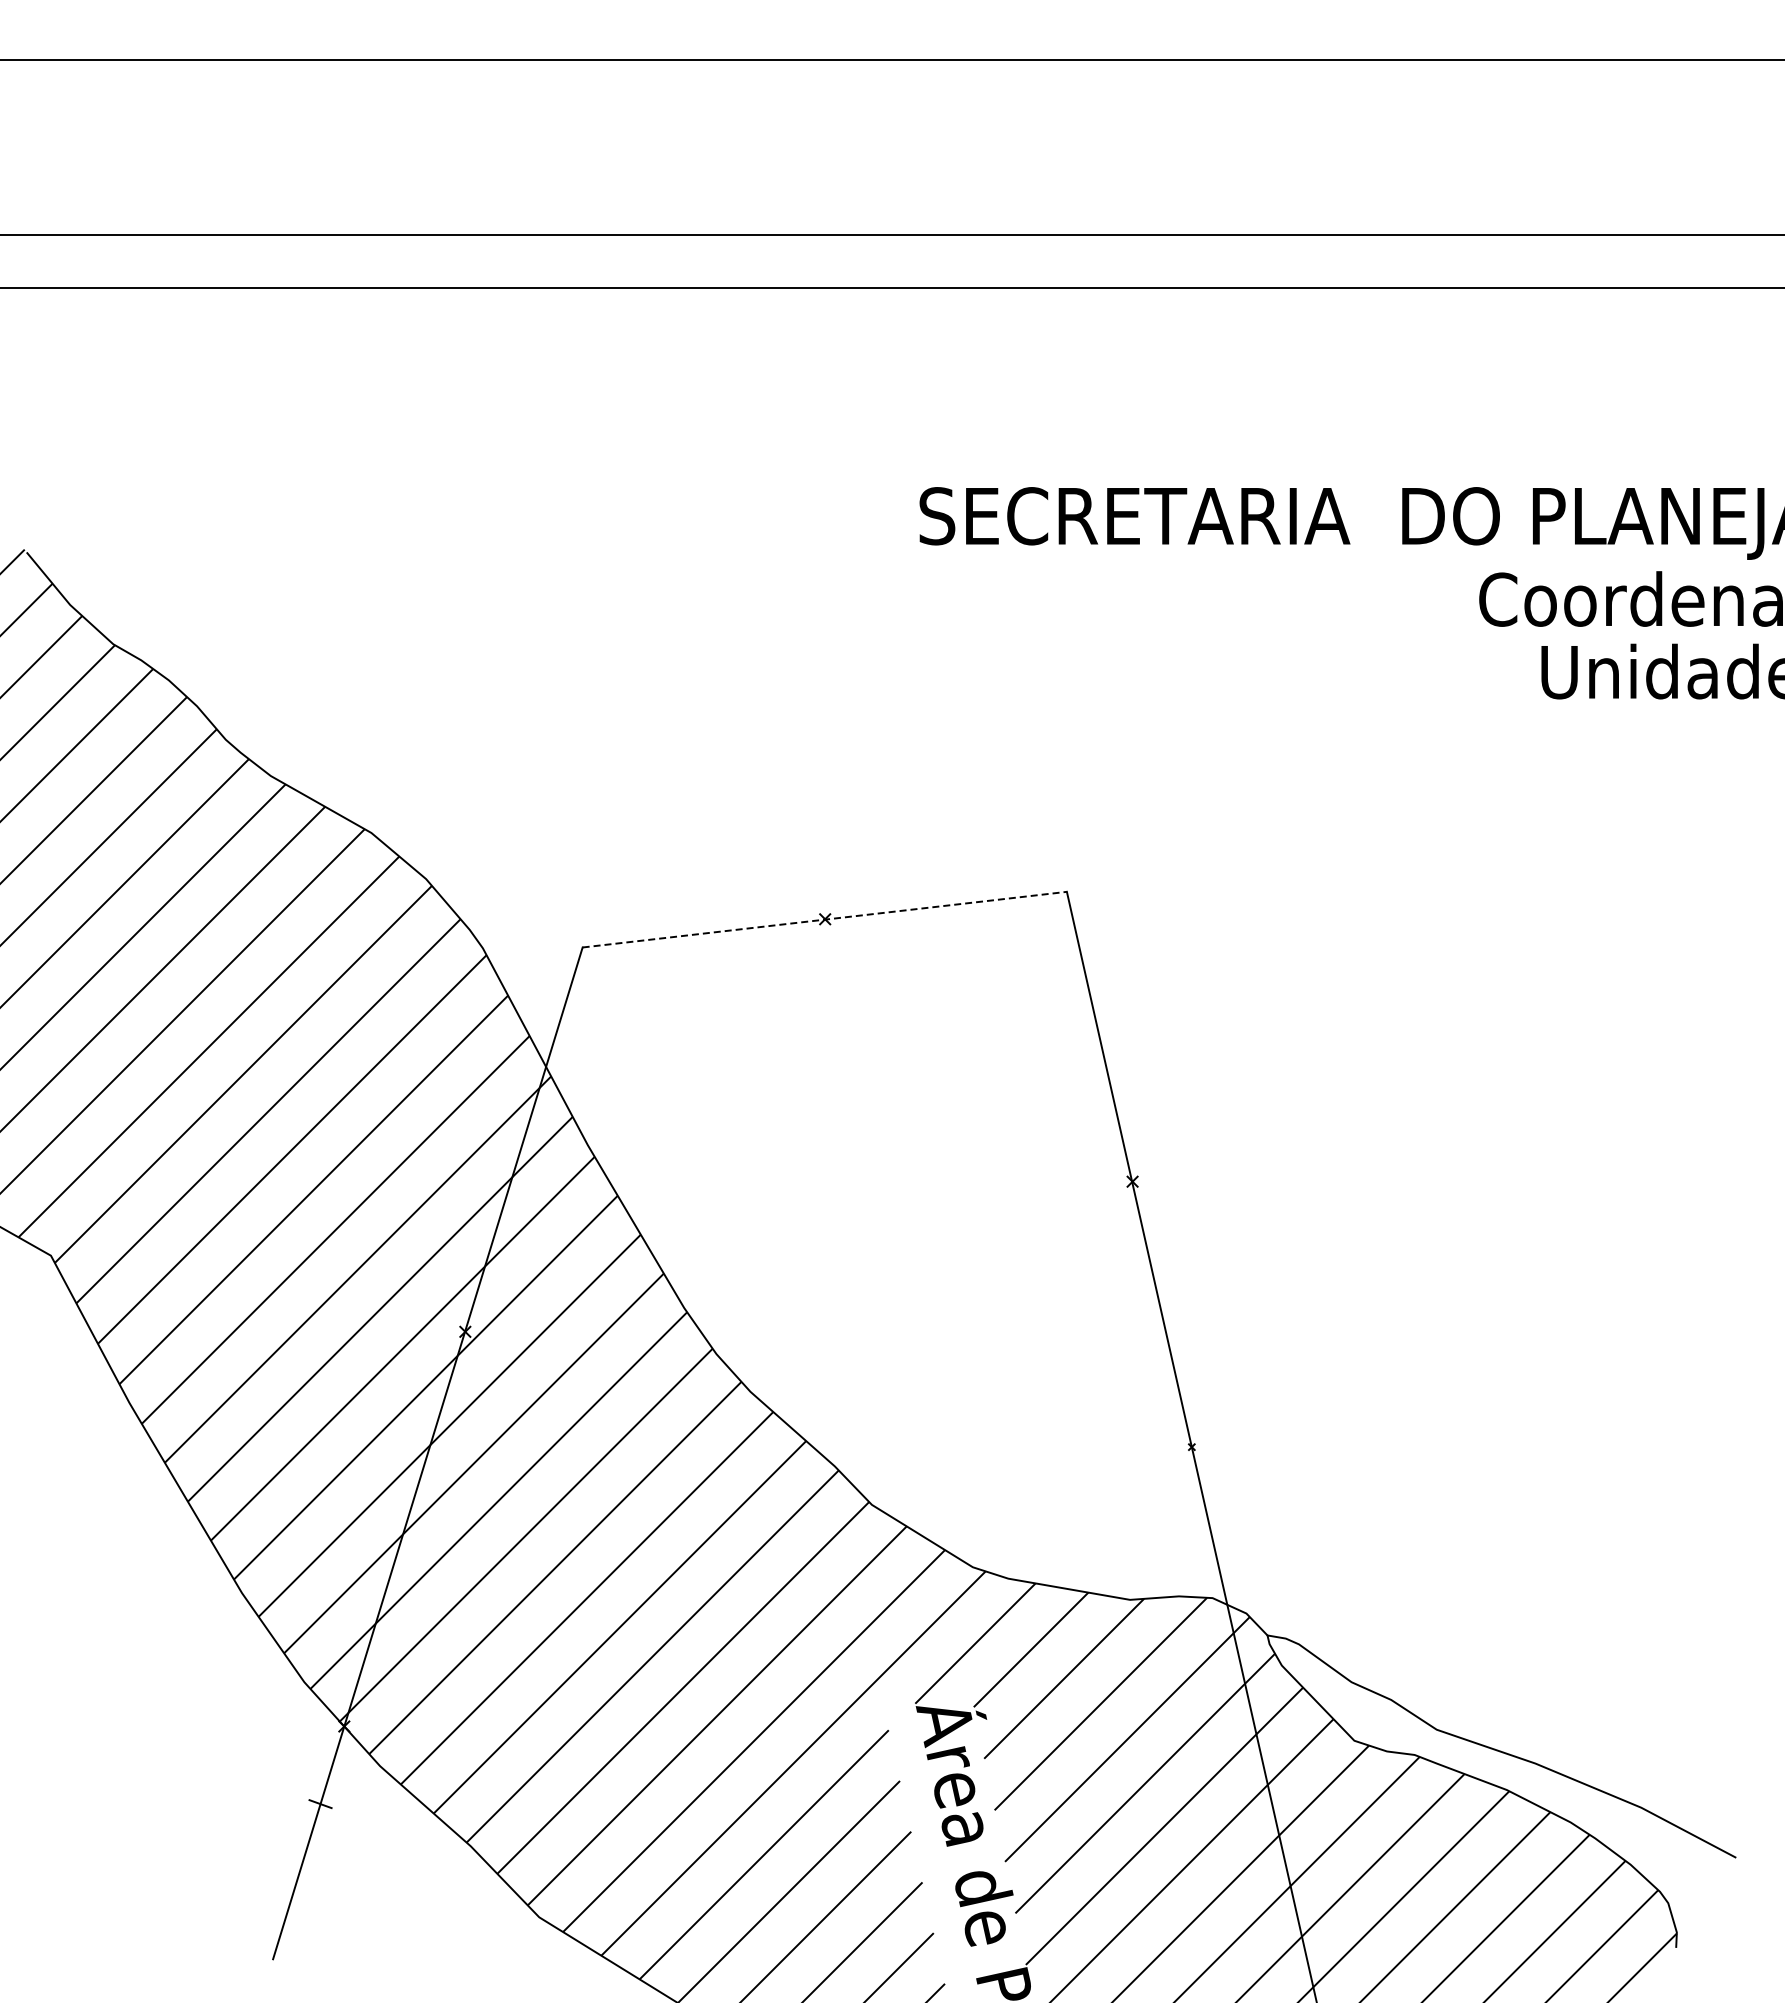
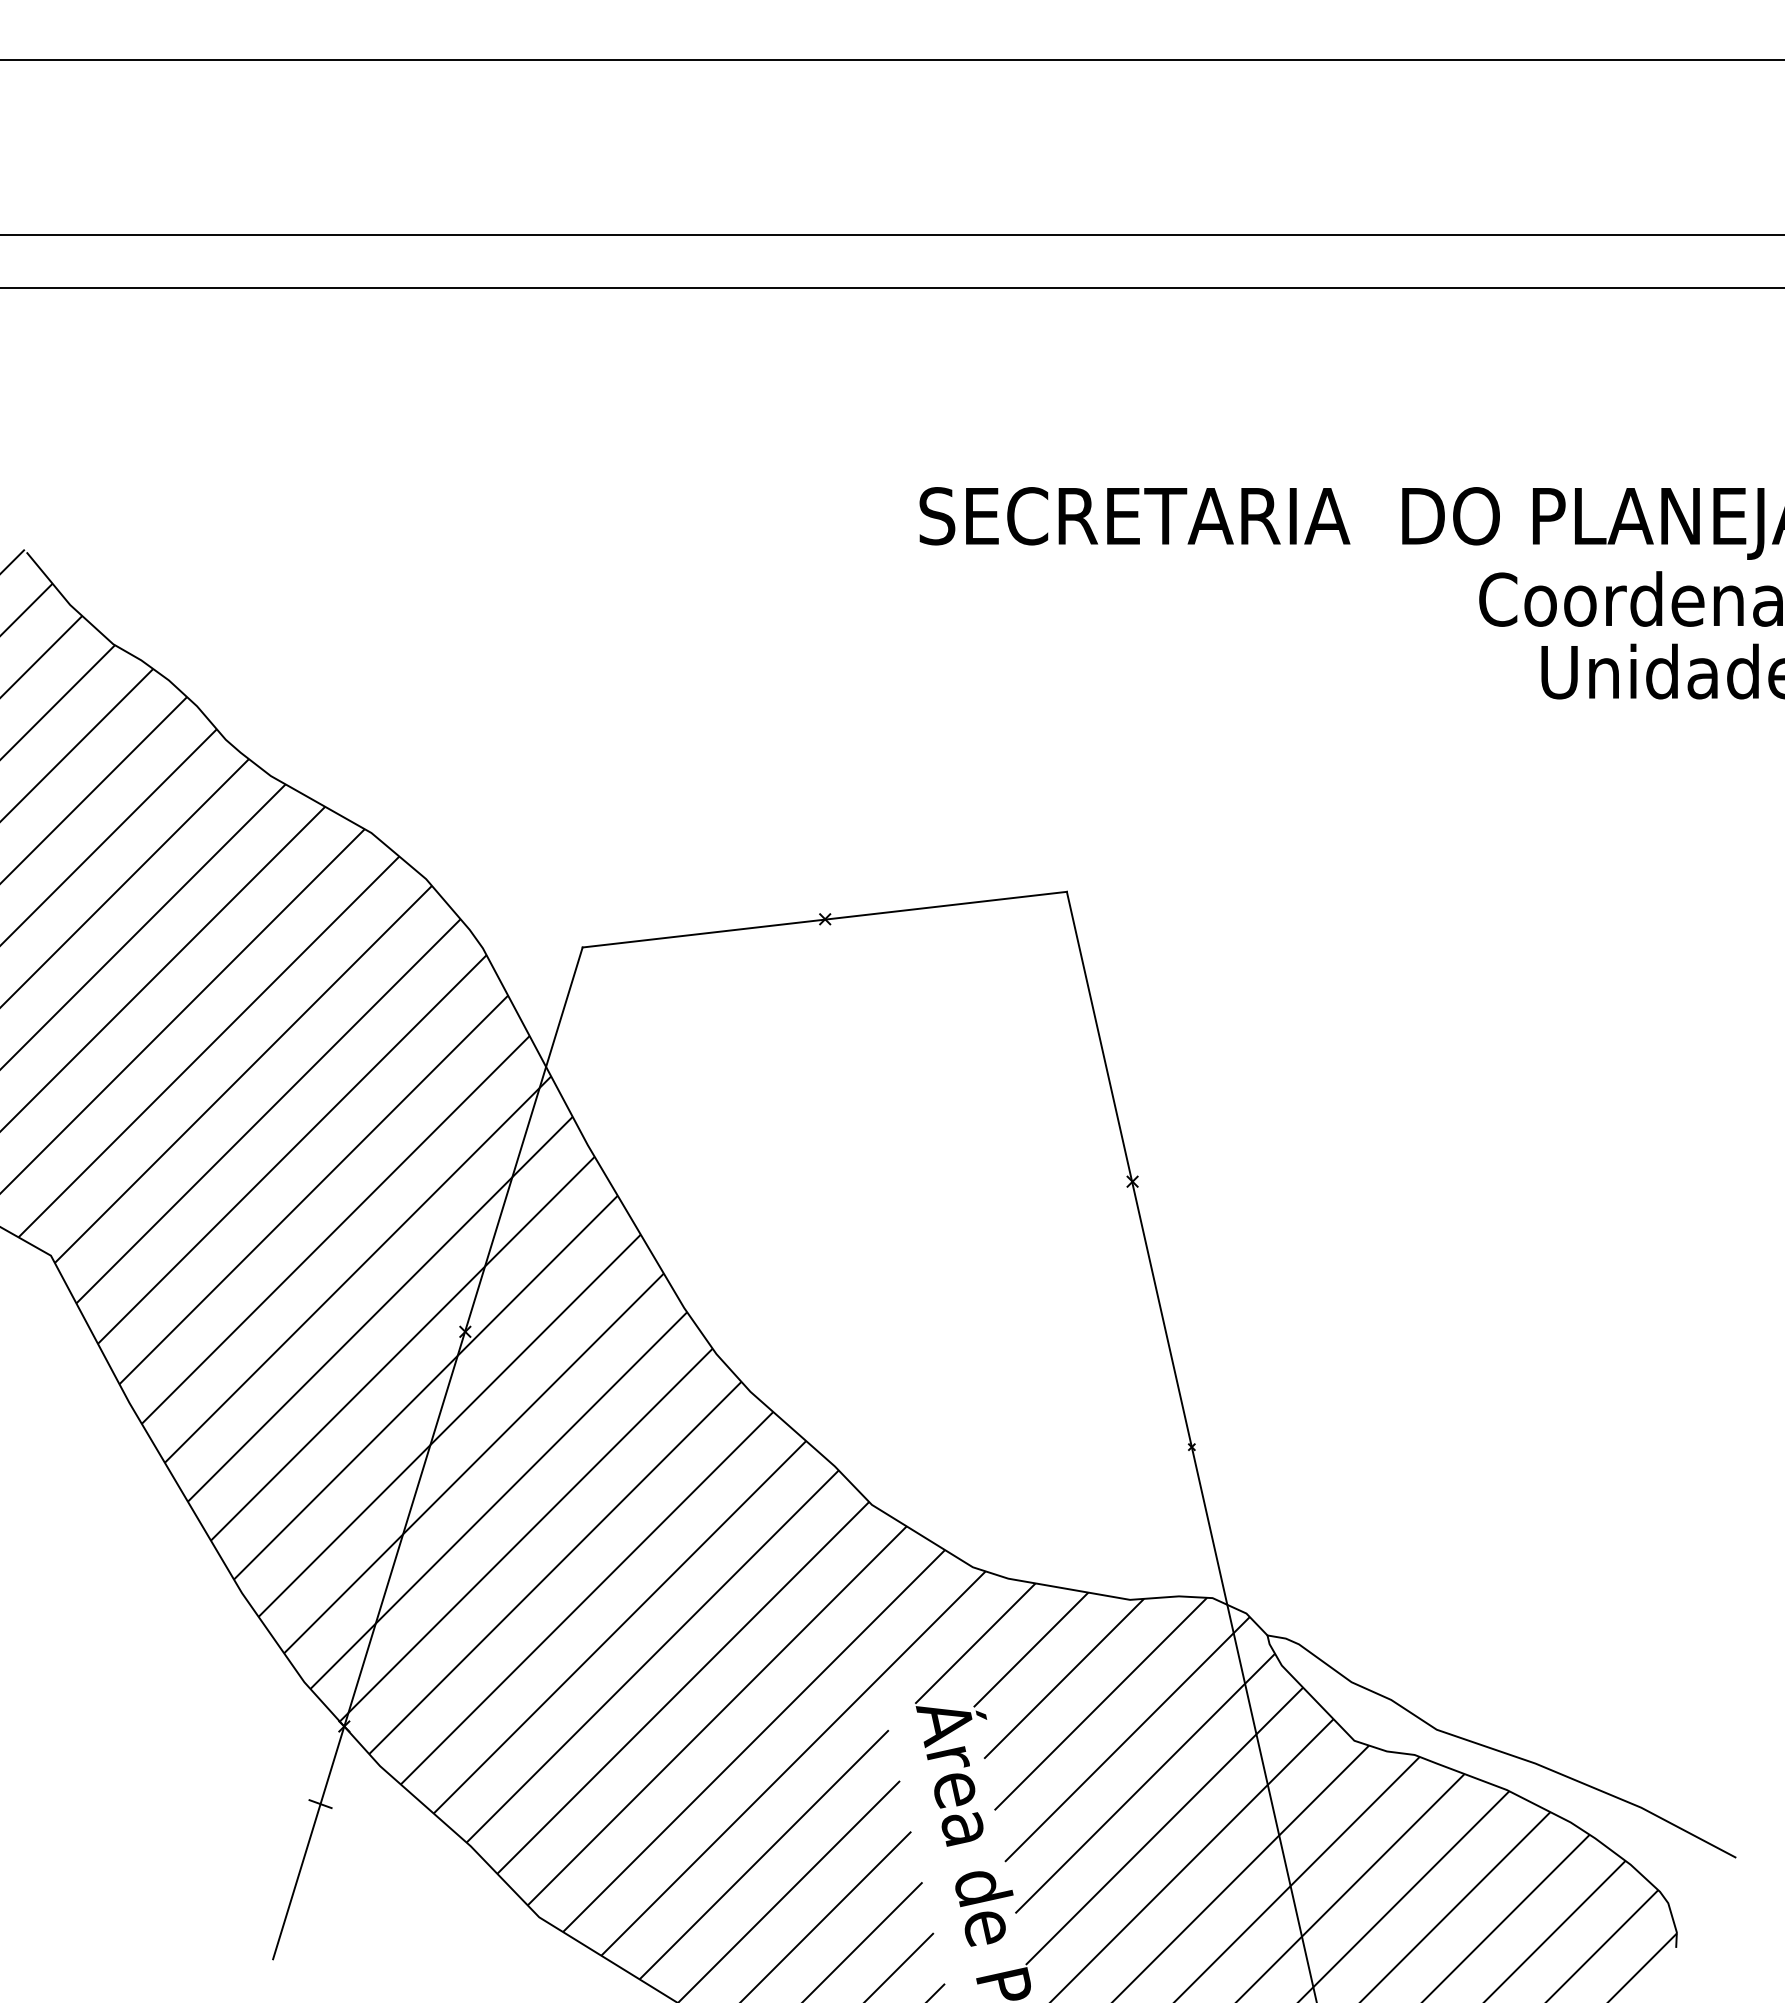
line: dashed -> solid (824, 919)
